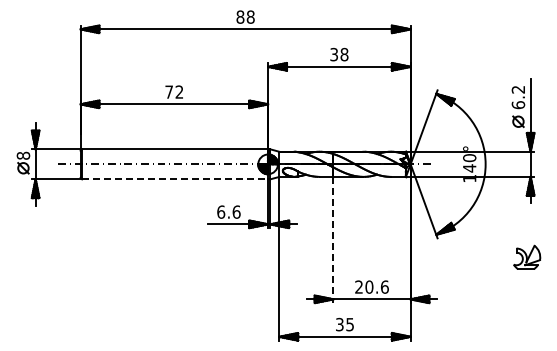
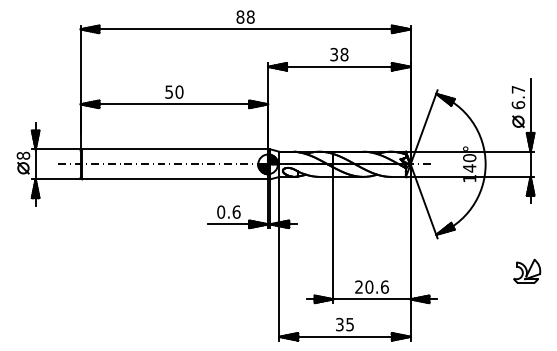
text: 6.2 -> 6.7 (517, 89)
text: 72 -> 50 (174, 91)
line: dashed -> solid (175, 179)
text: 6.6 -> 0.6 (221, 211)
line: dashed -> solid (333, 240)
part position: (527, 256) -> (527, 270) (527, 270)
